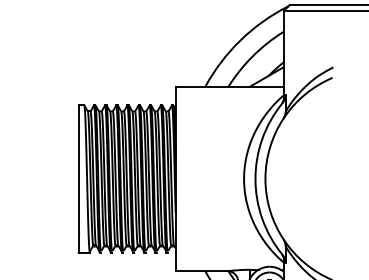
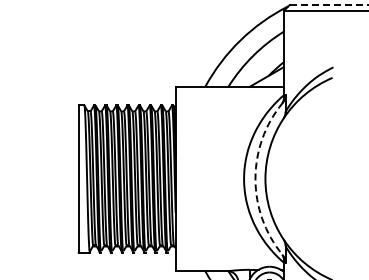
line: solid -> dashed (329, 5)
arc: solid -> dashed (255, 179)
